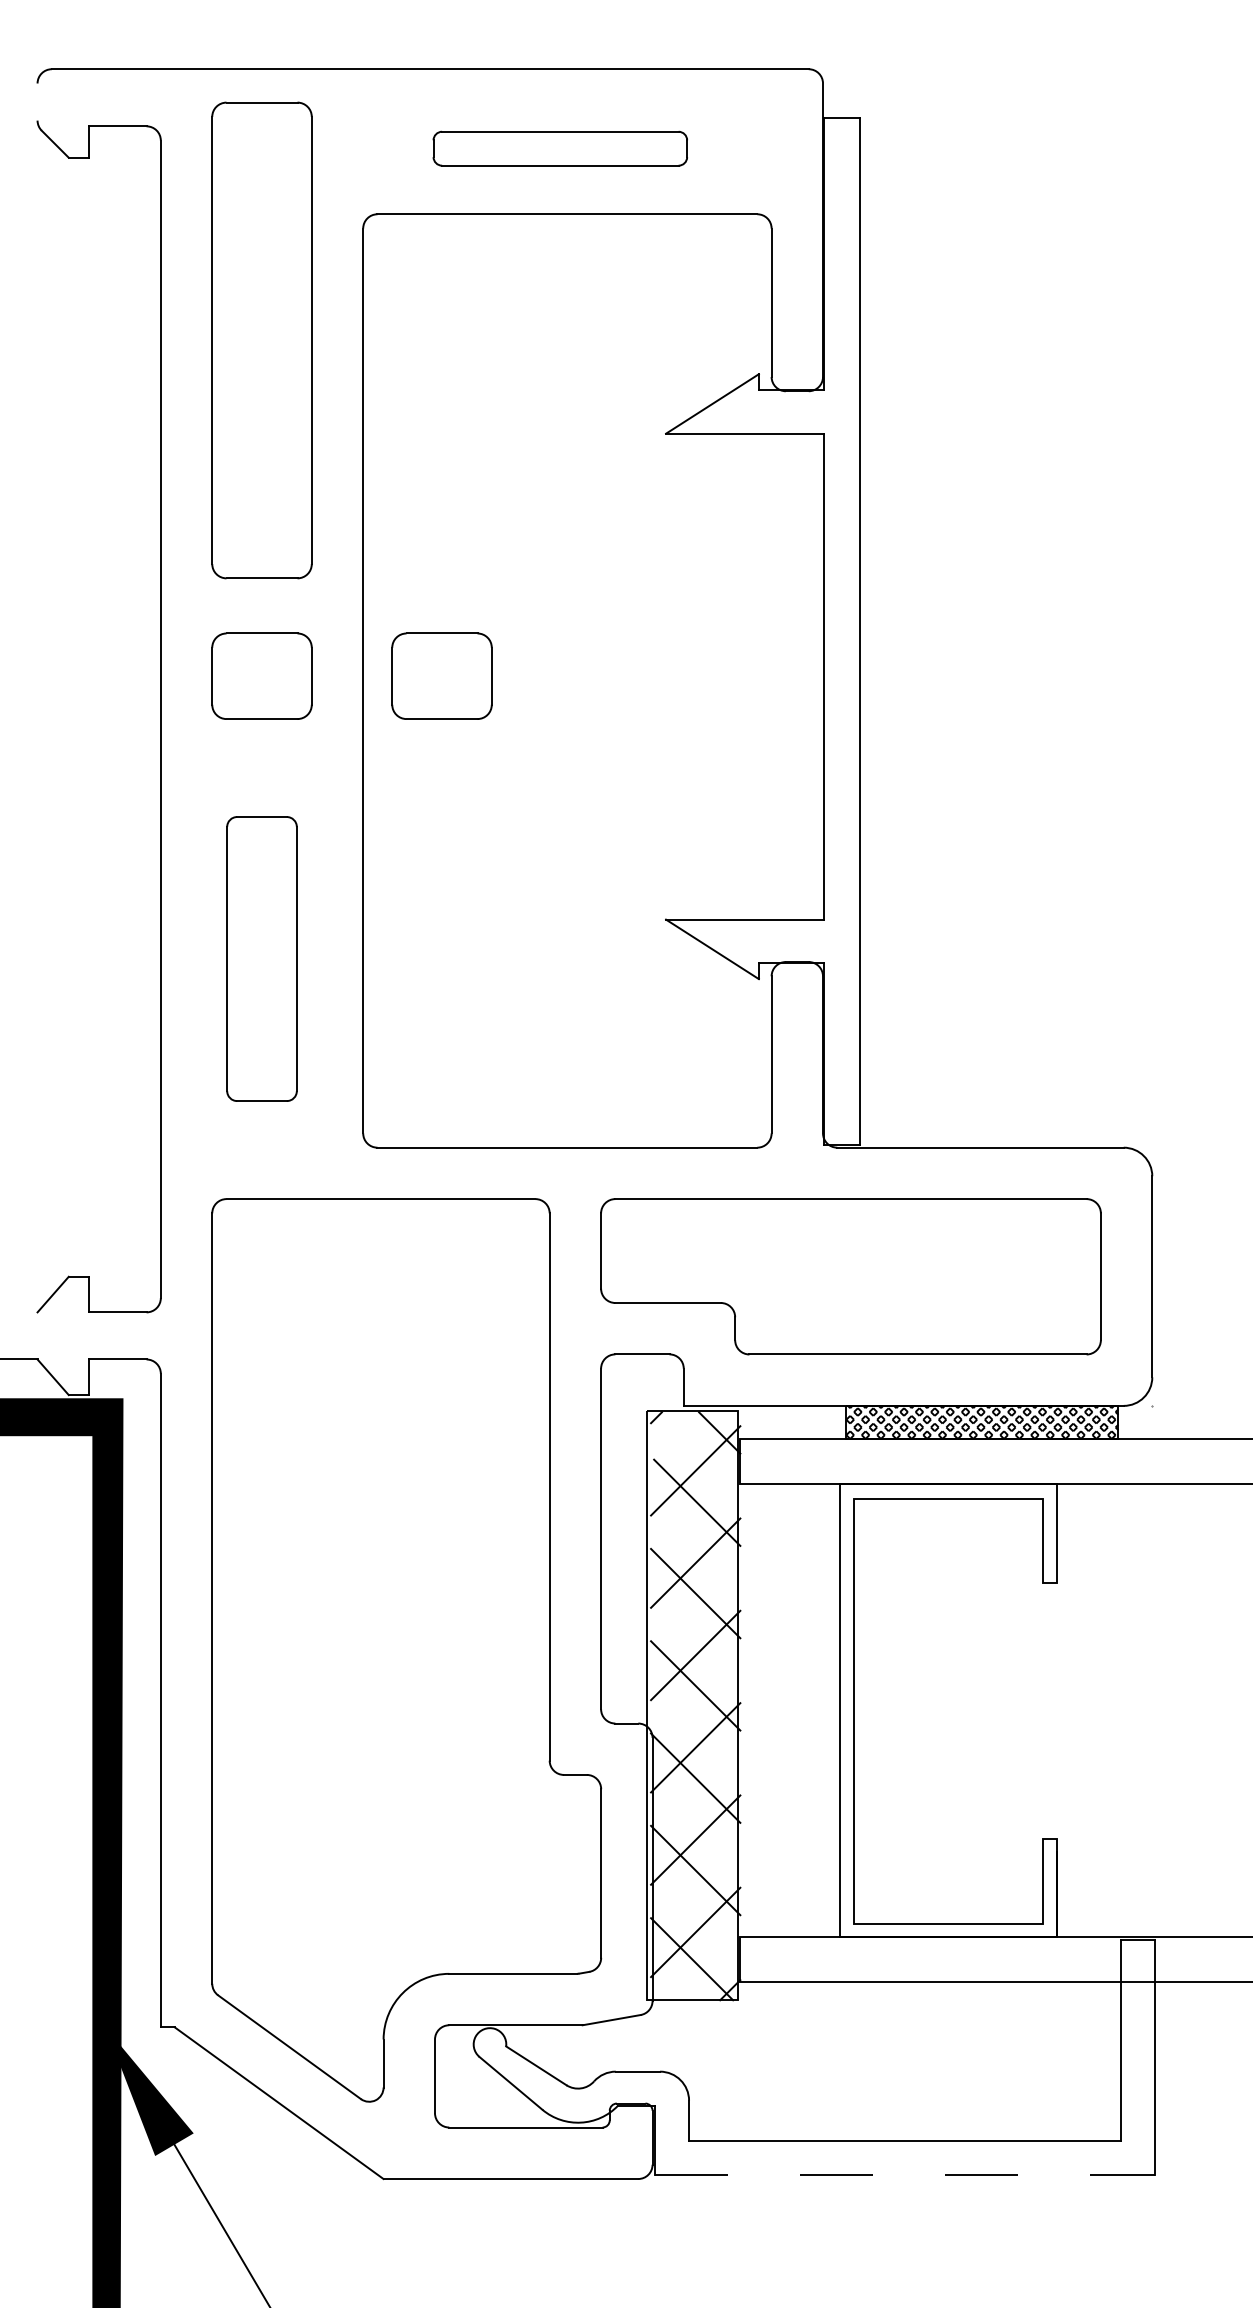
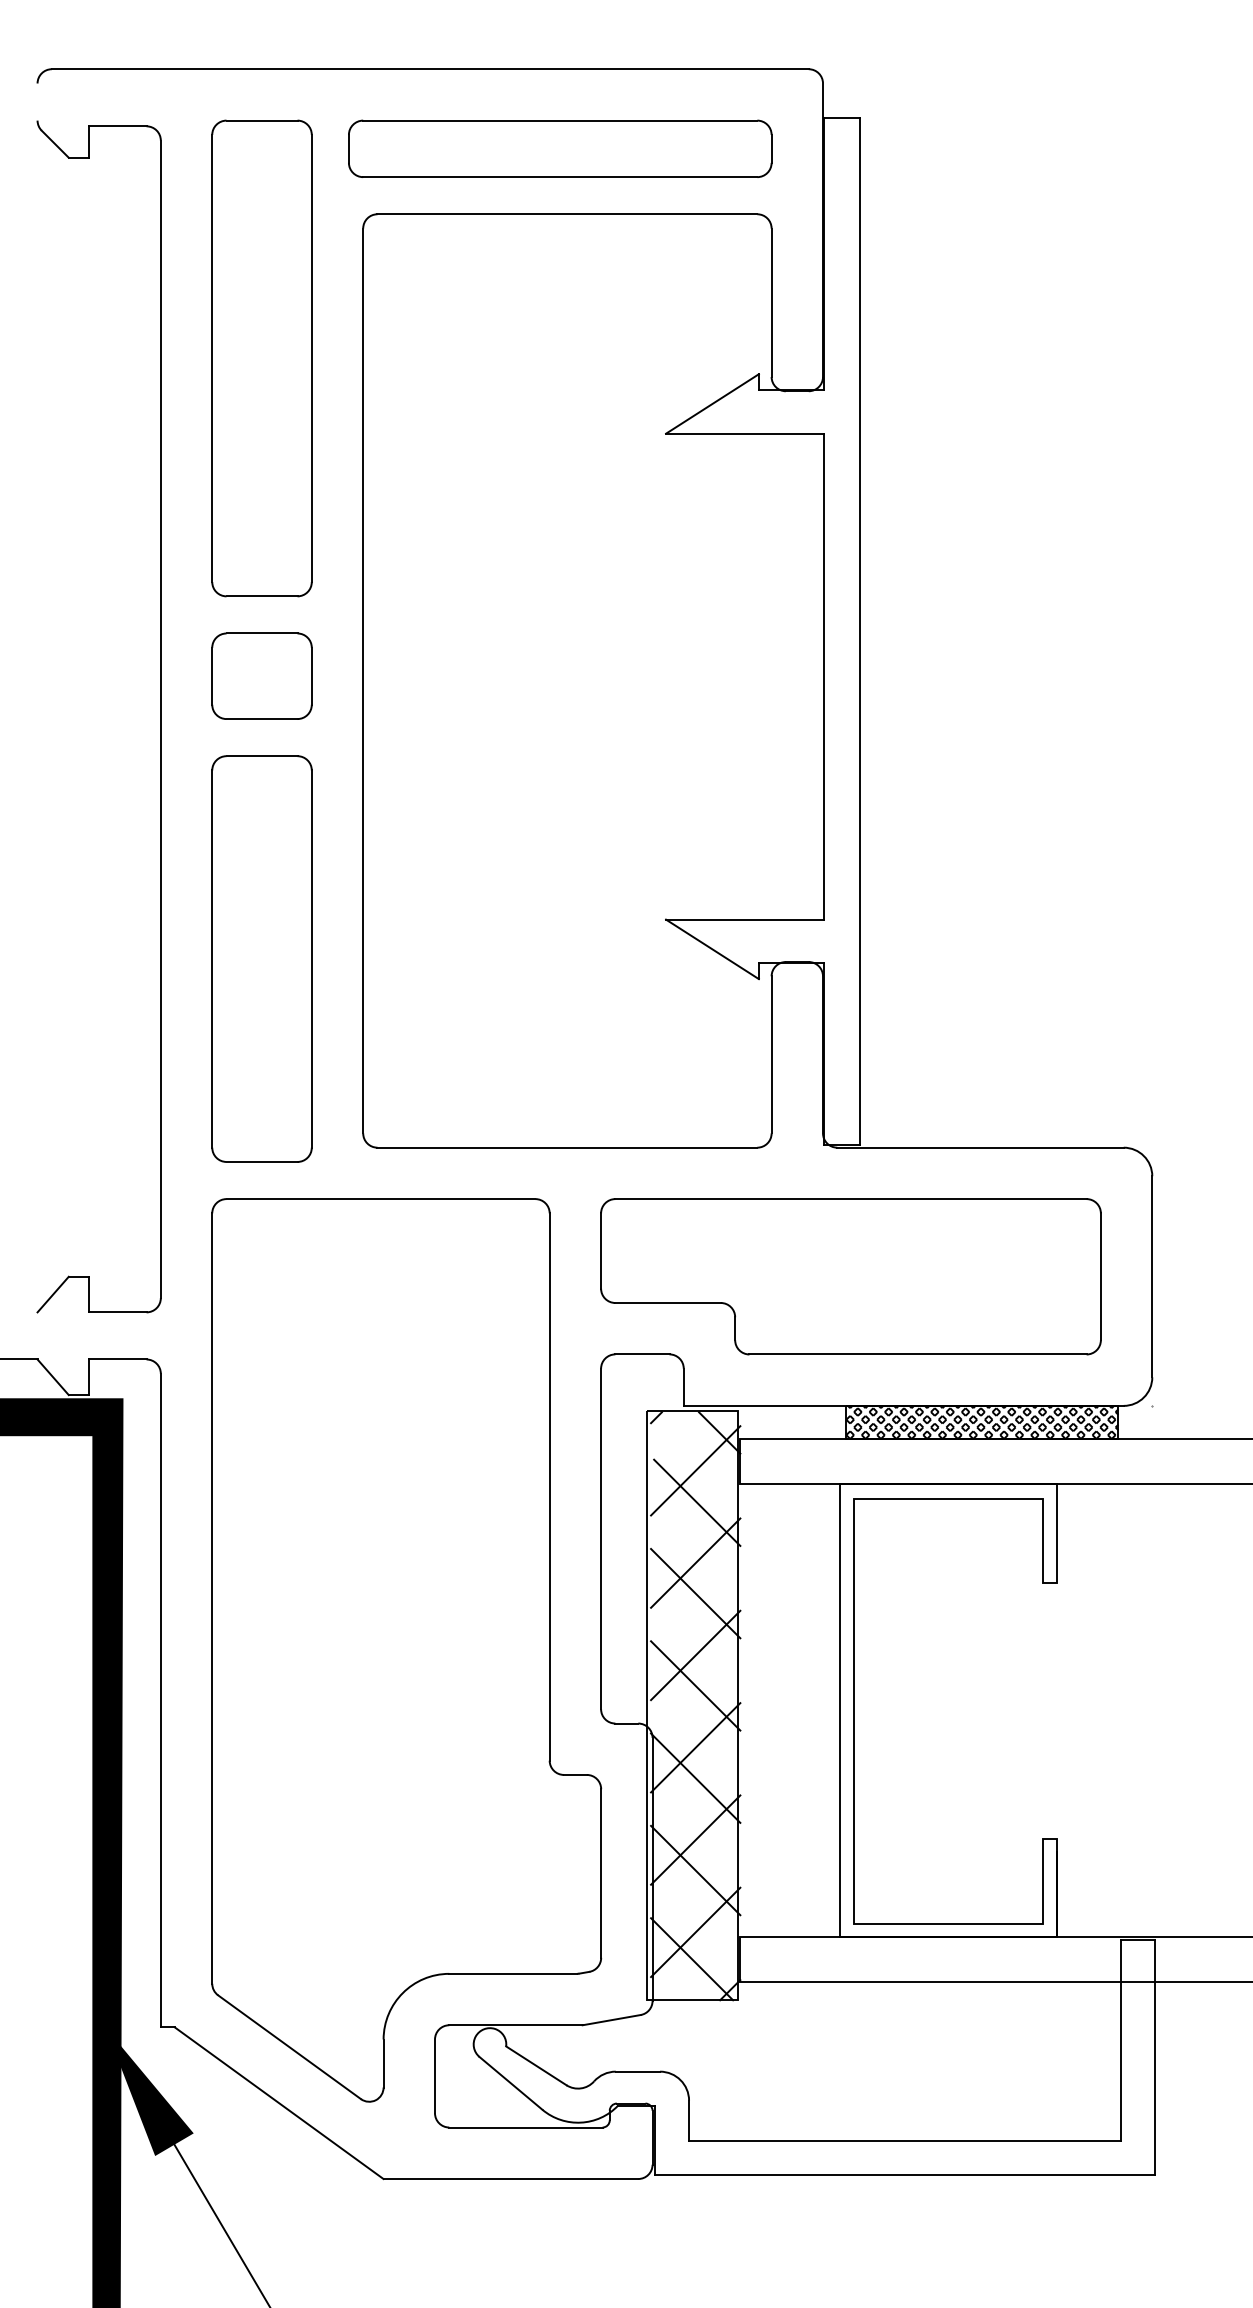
part size: 256x37 px -> 425x59 px (560, 148)
part position: (261, 340) -> (261, 358) (261, 358)
part: present -> none (441, 675)
part size: 72x286 px -> 102x408 px (261, 958)
line: dashed -> solid (905, 2175)
